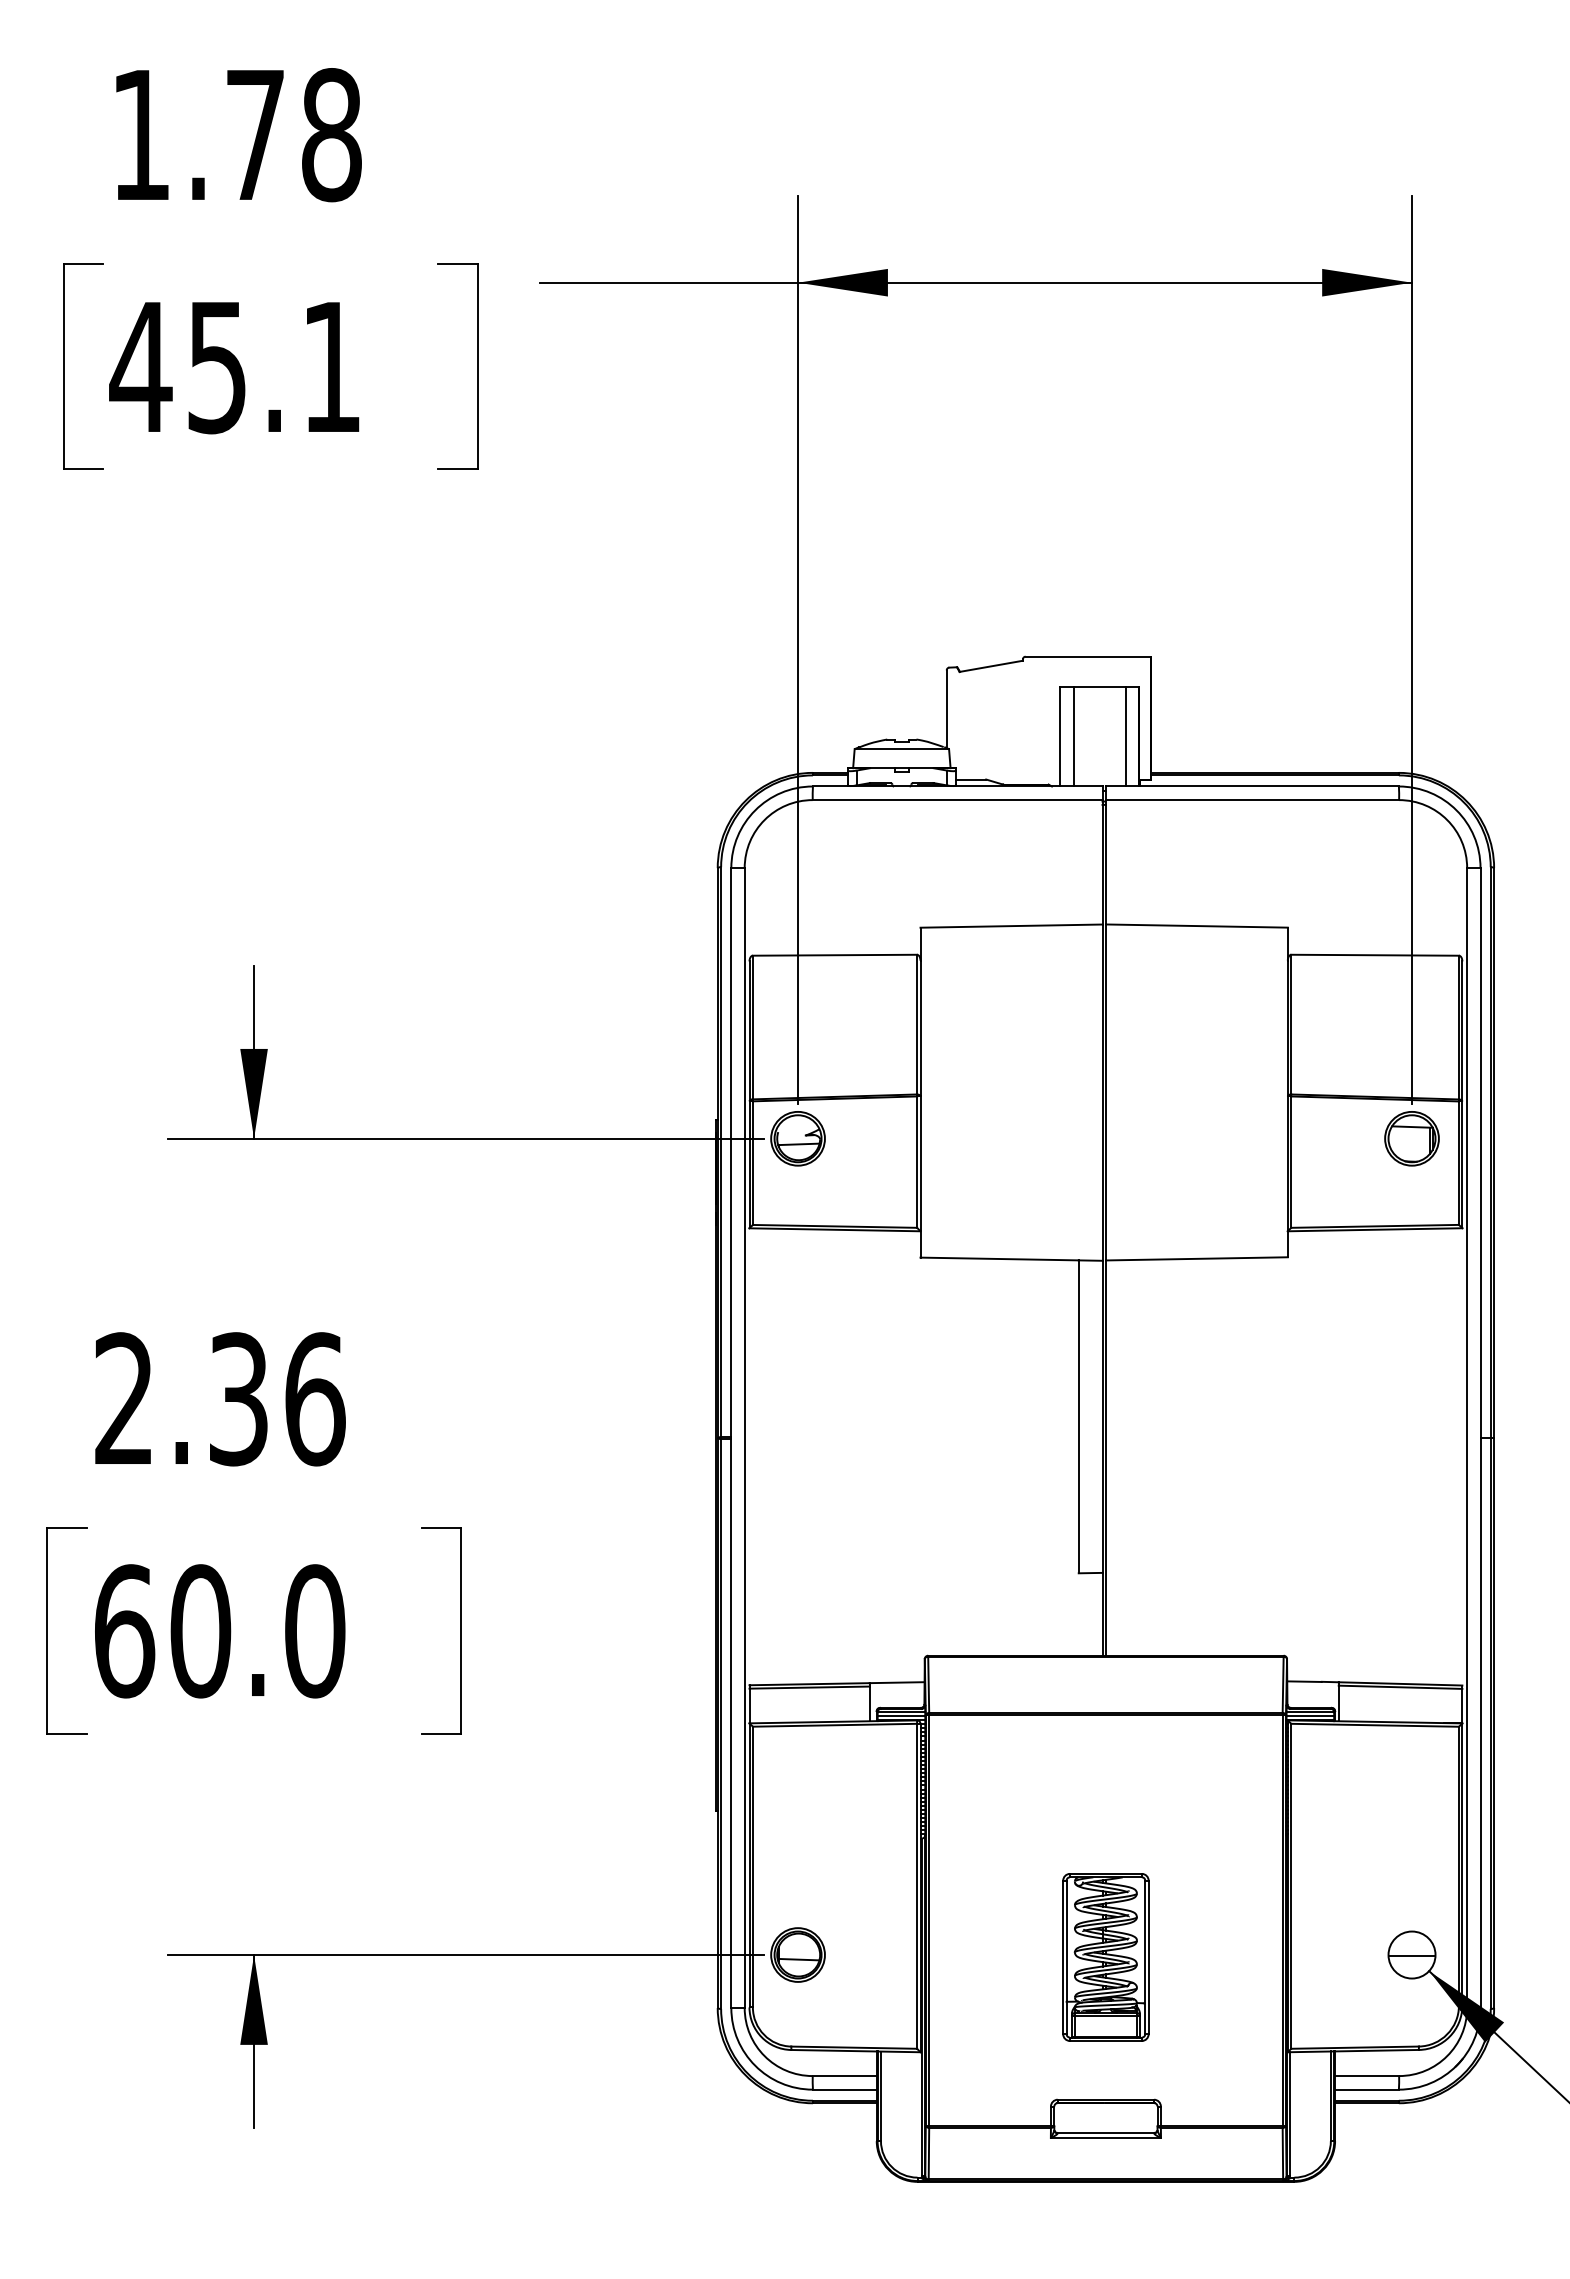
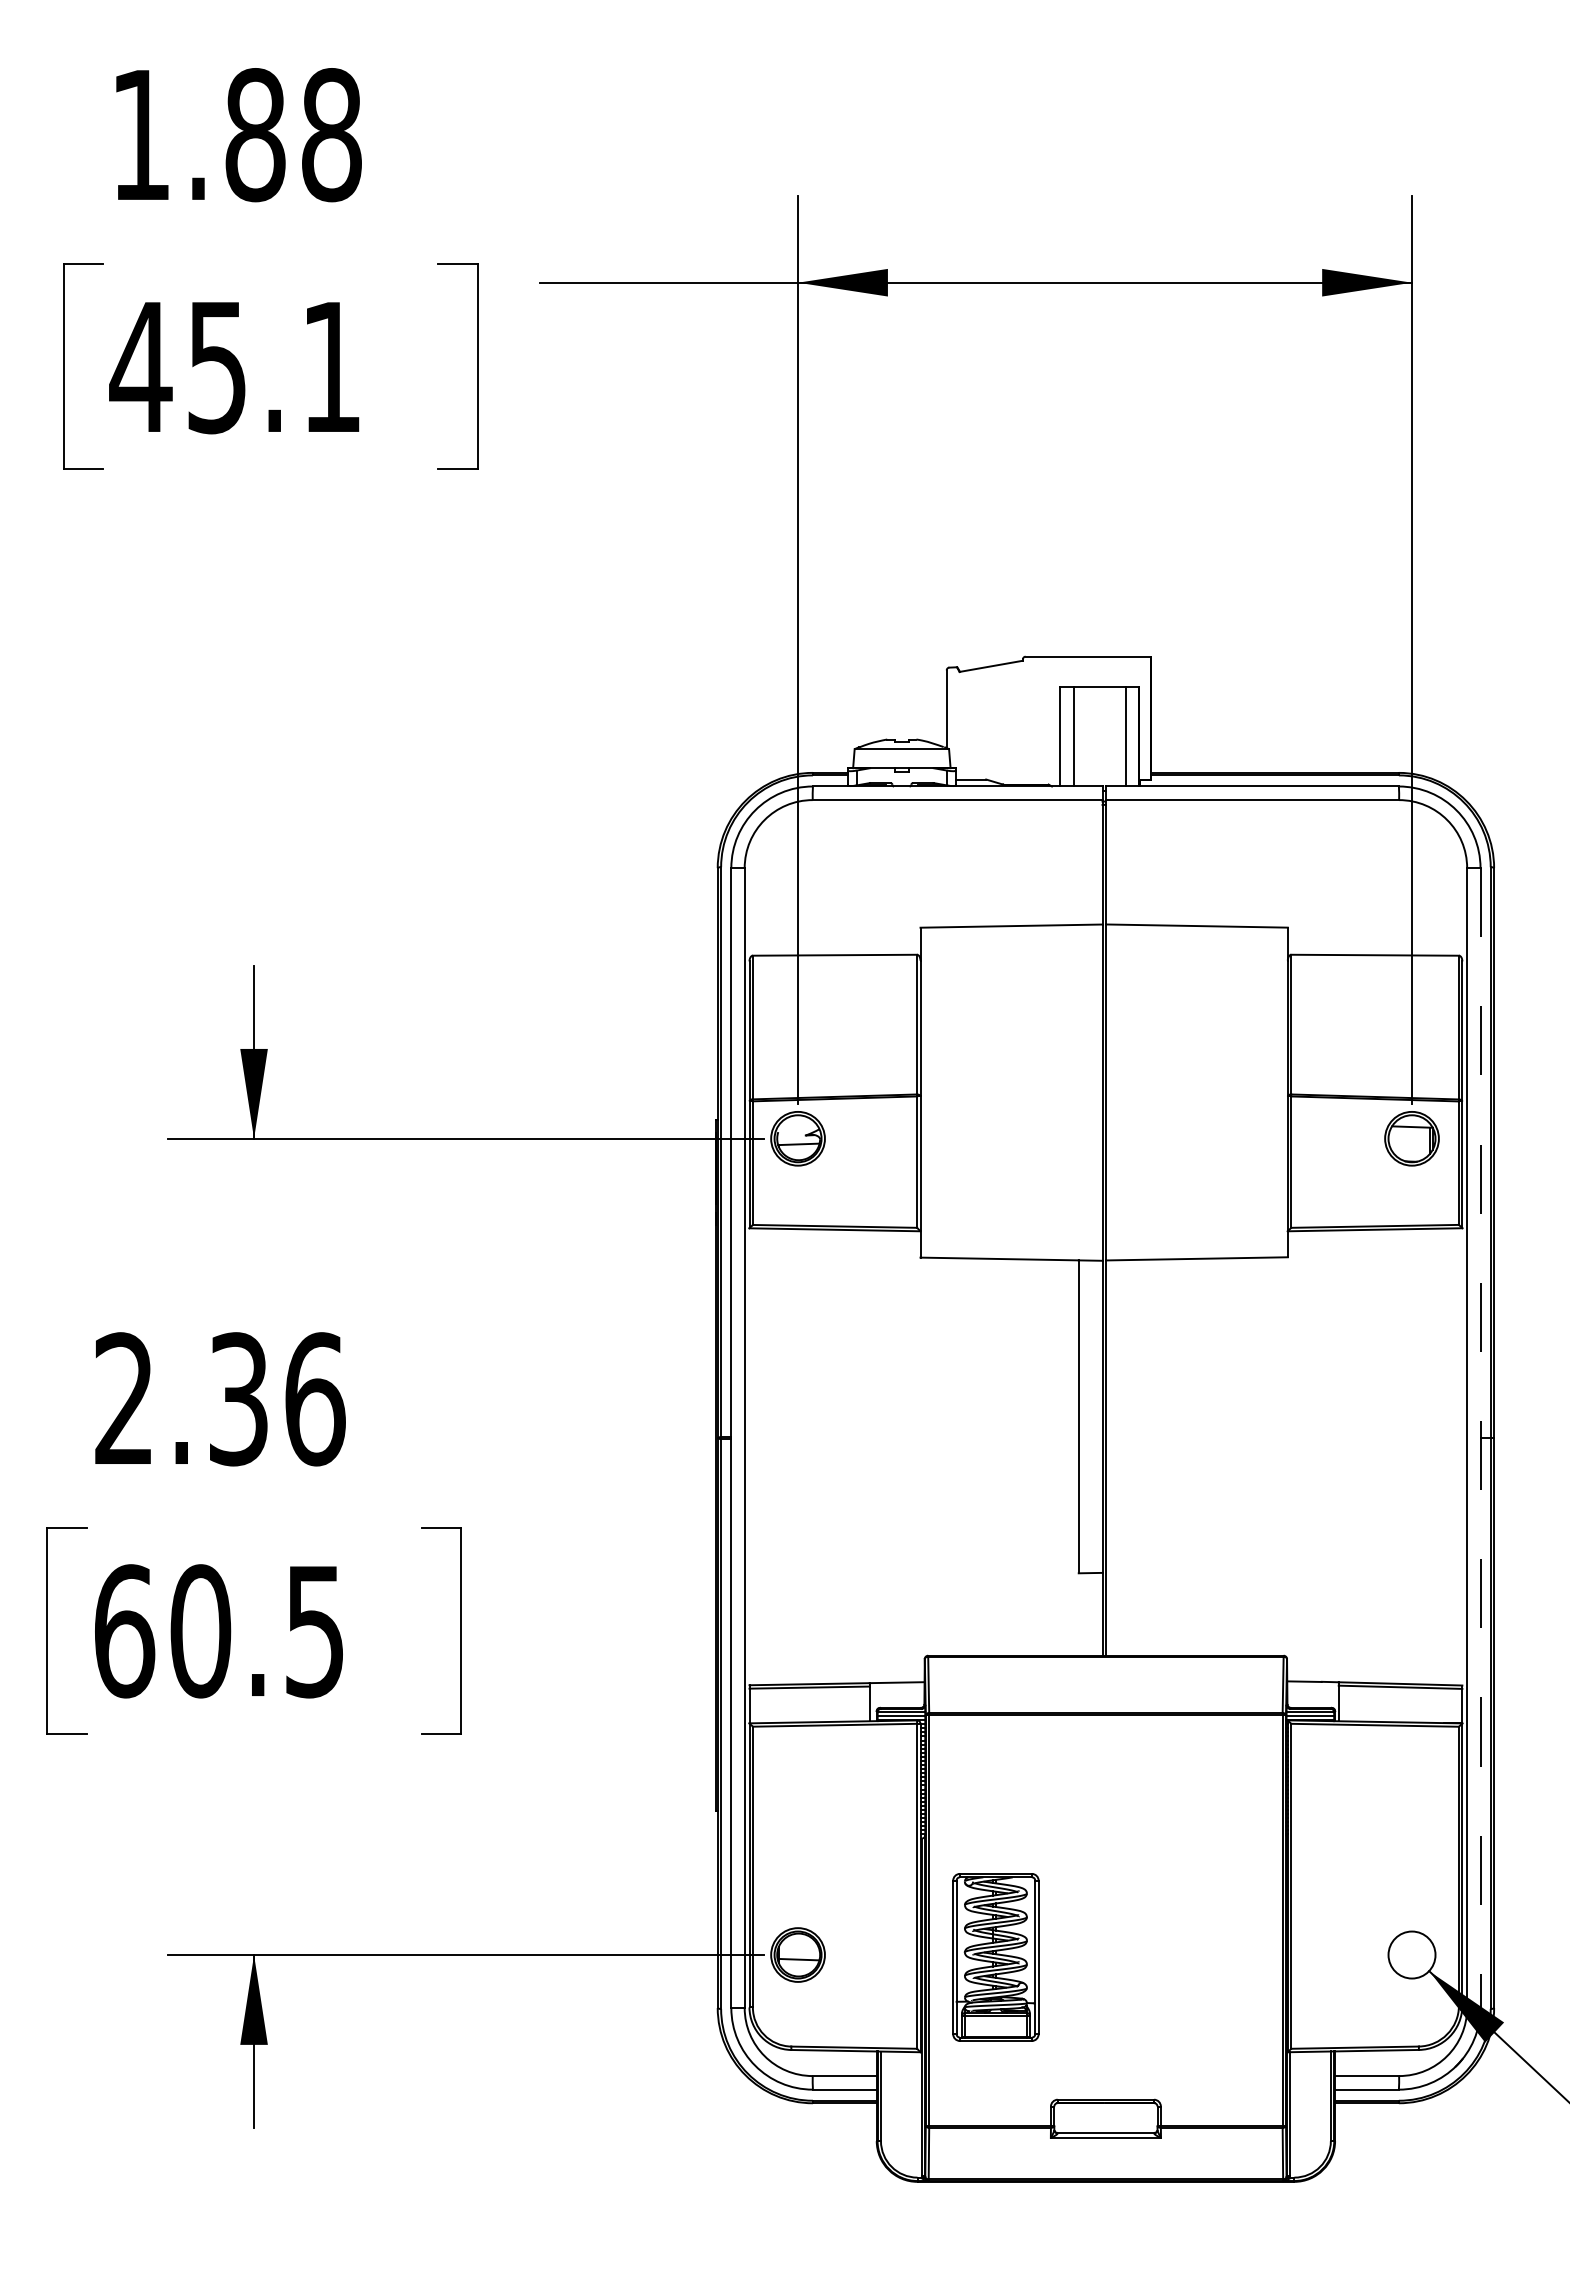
text: 1.78 -> 1.88 (255, 135)
line: solid -> dashed (1480, 1438)
text: 60.0 -> 60.5 (315, 1631)
line: present -> none (1411, 1956)
part position: (1105, 1957) -> (995, 1957) (995, 1957)
